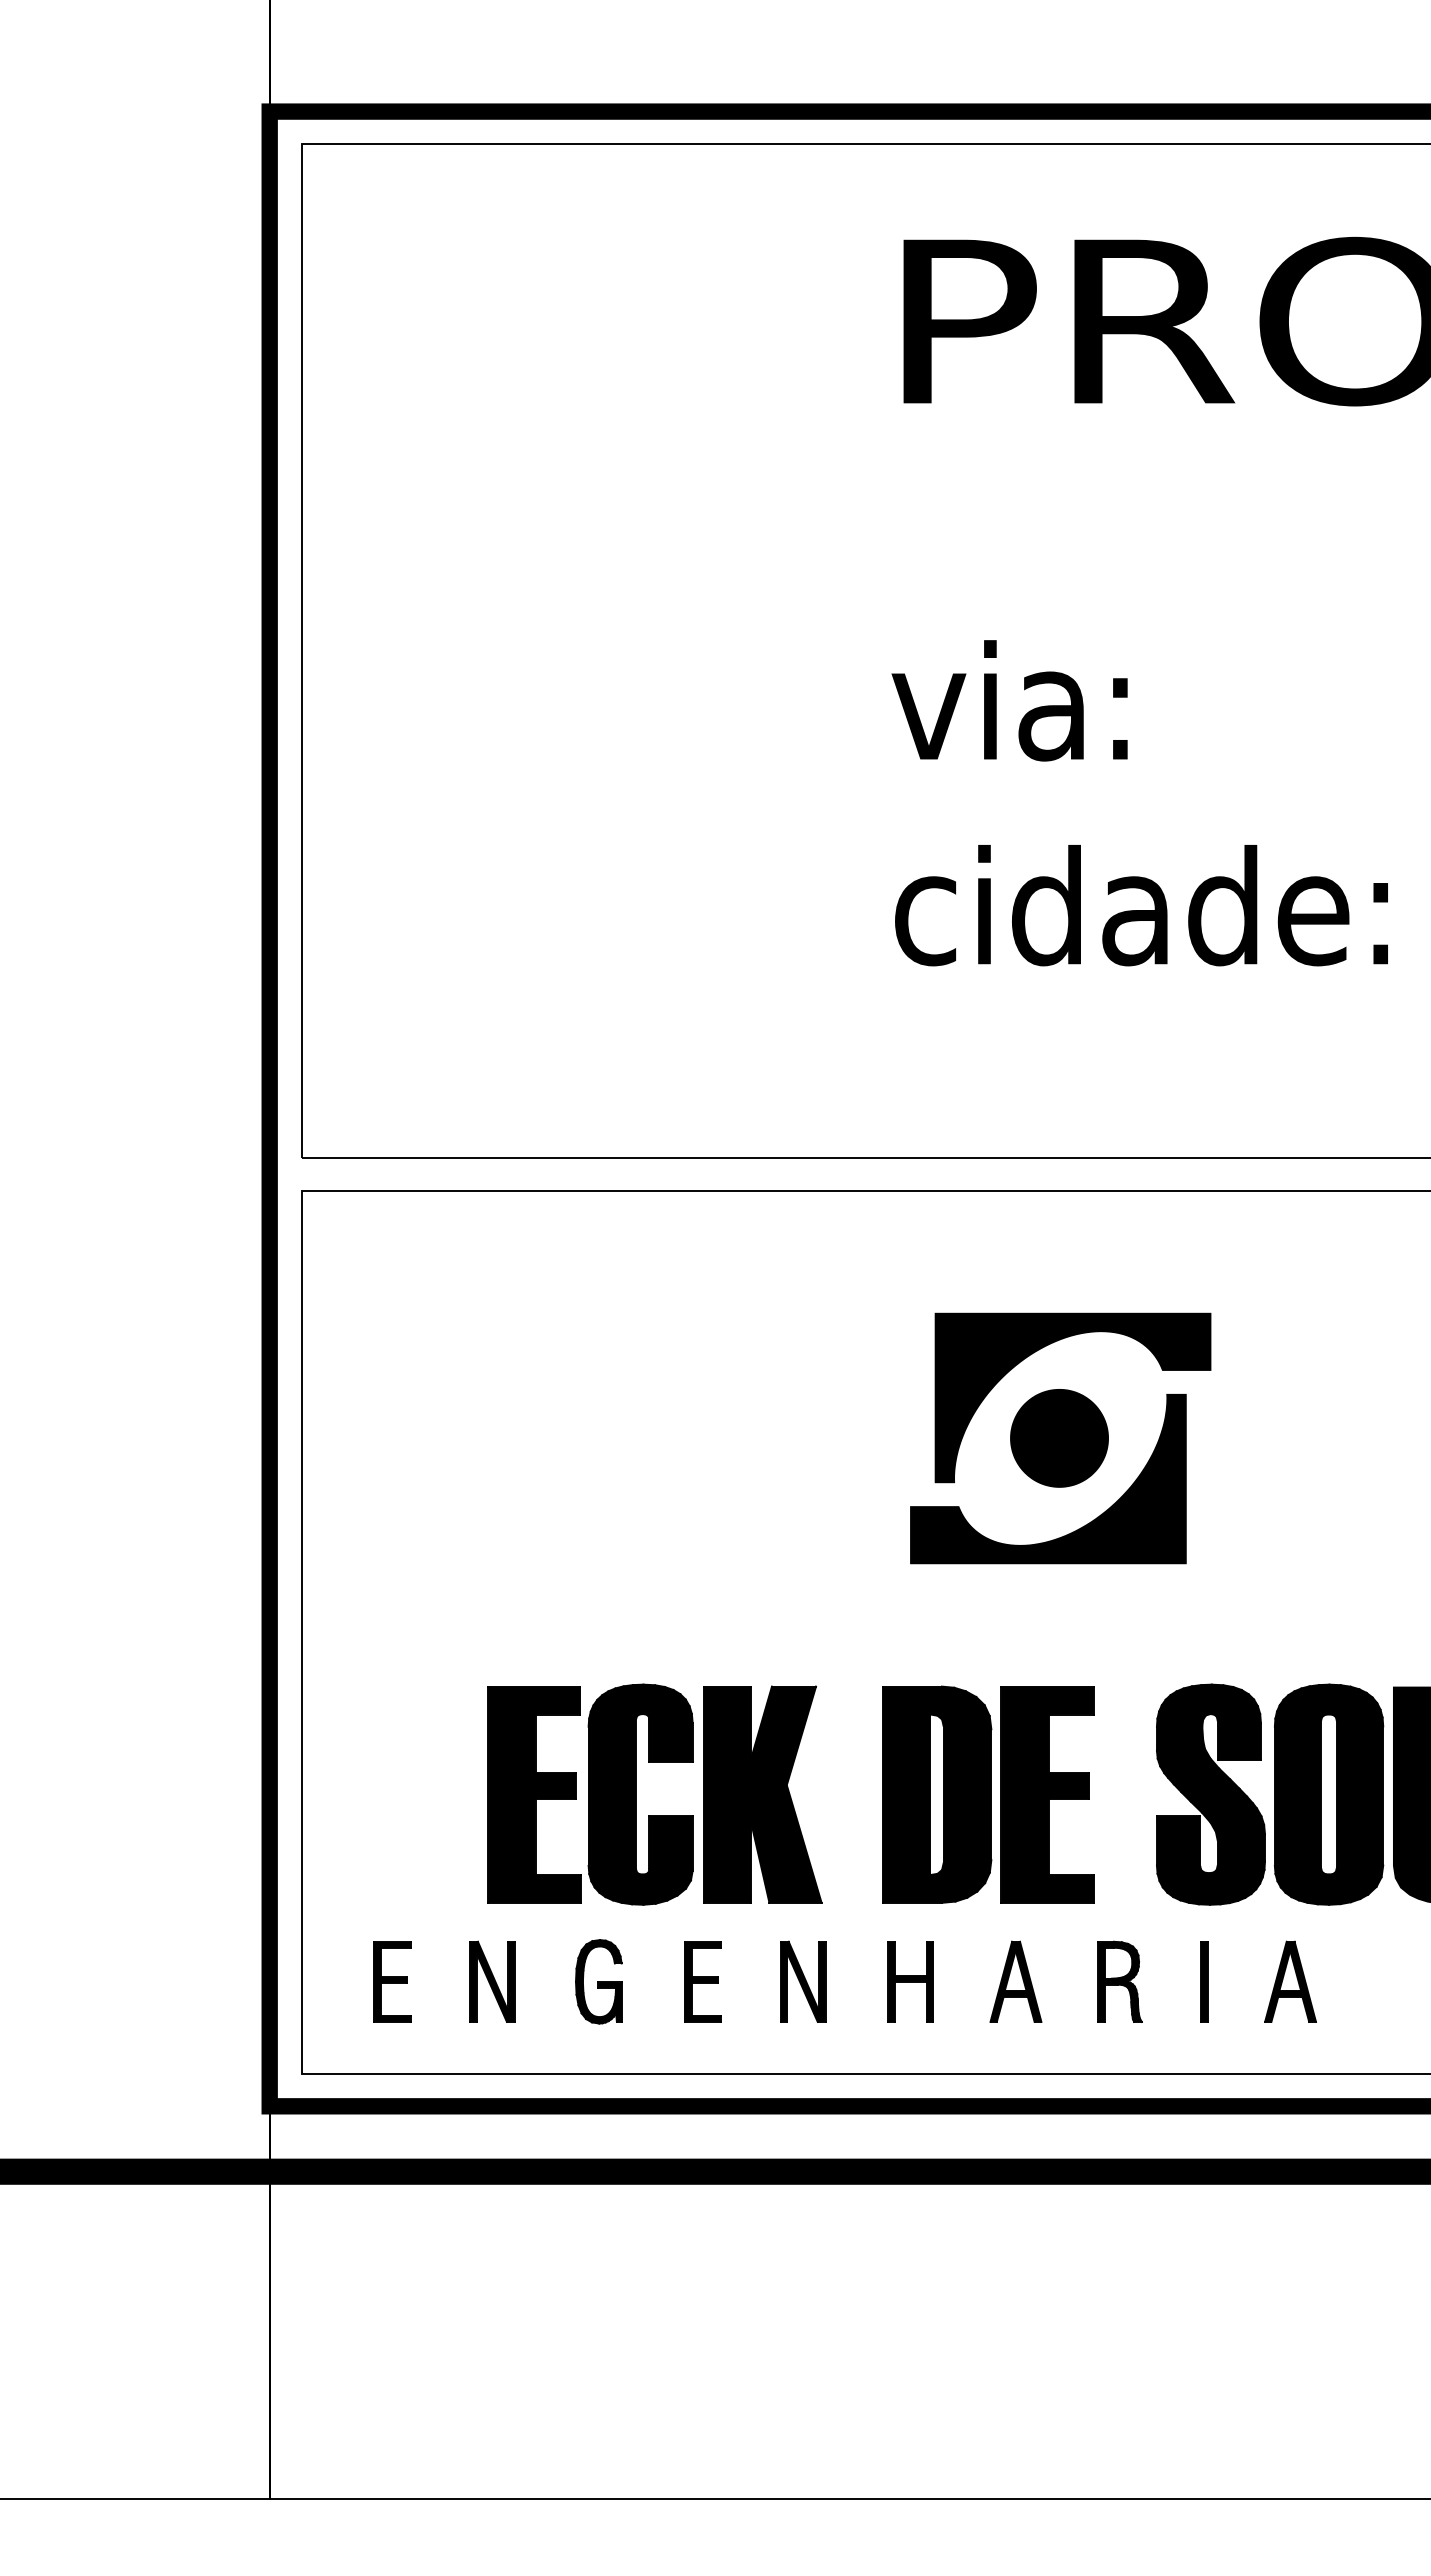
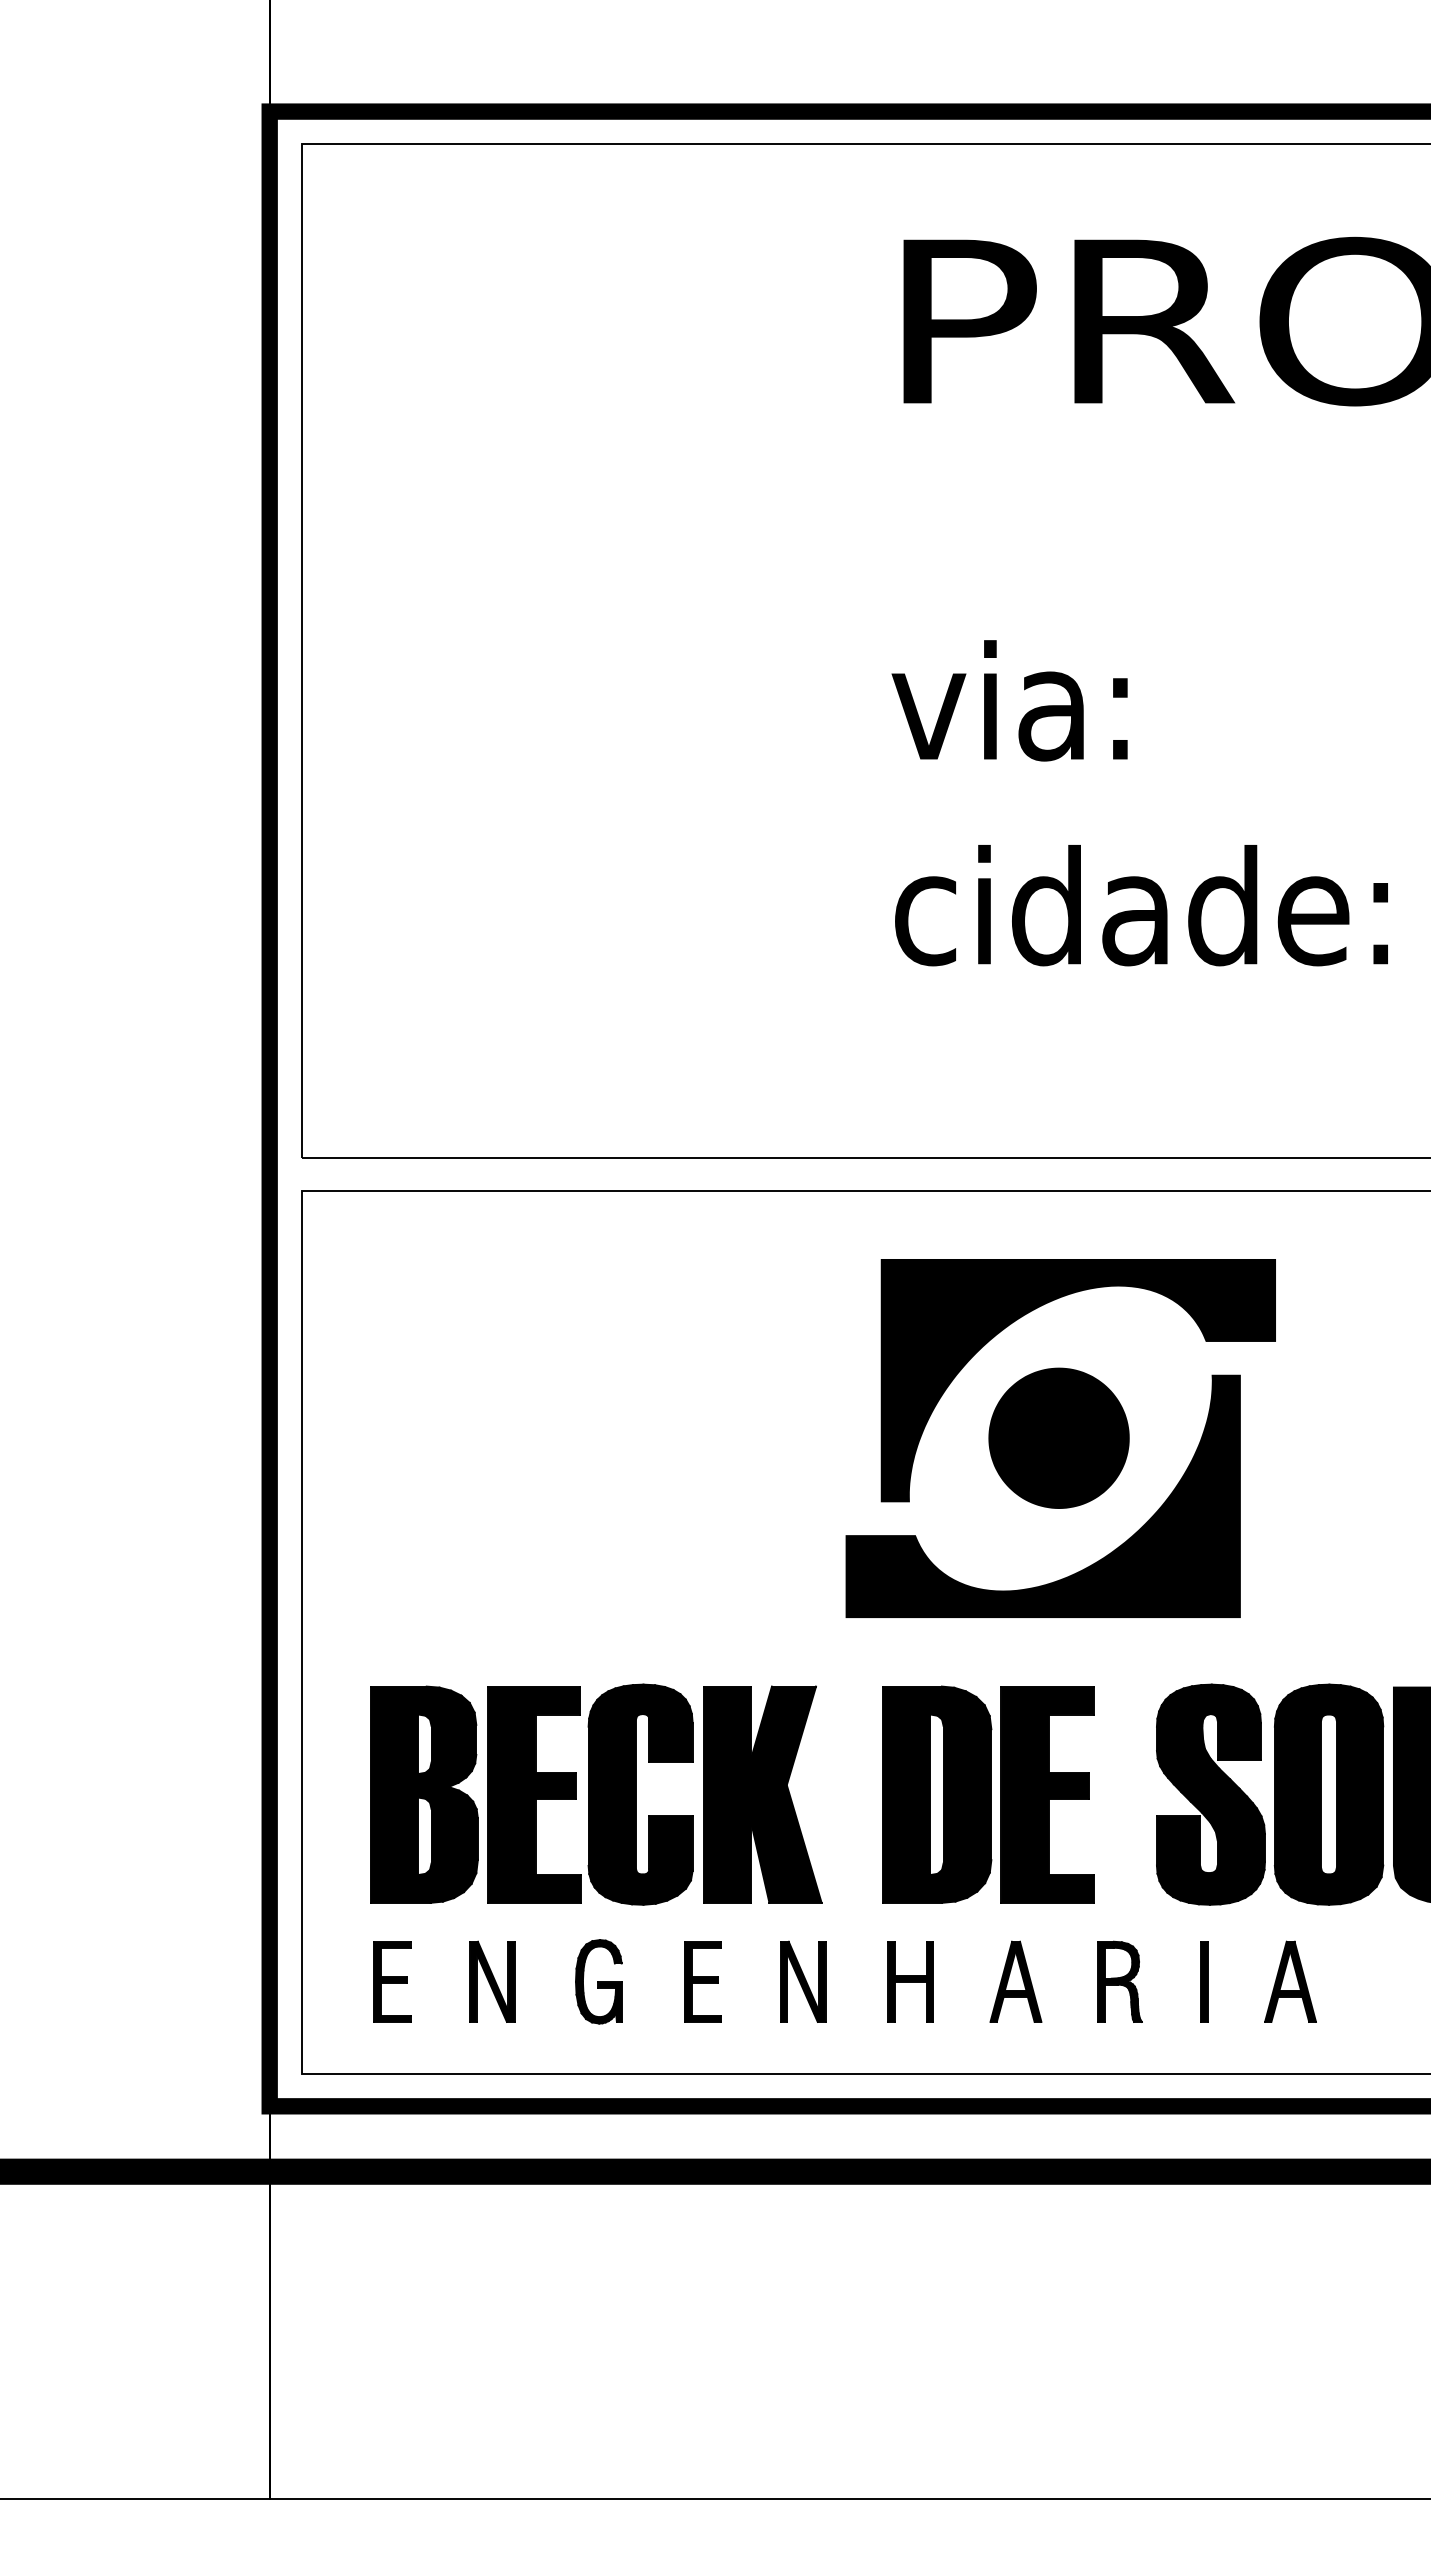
part size: 302x253 px -> 431x359 px (1060, 1438)
part: none -> present (424, 1794)
